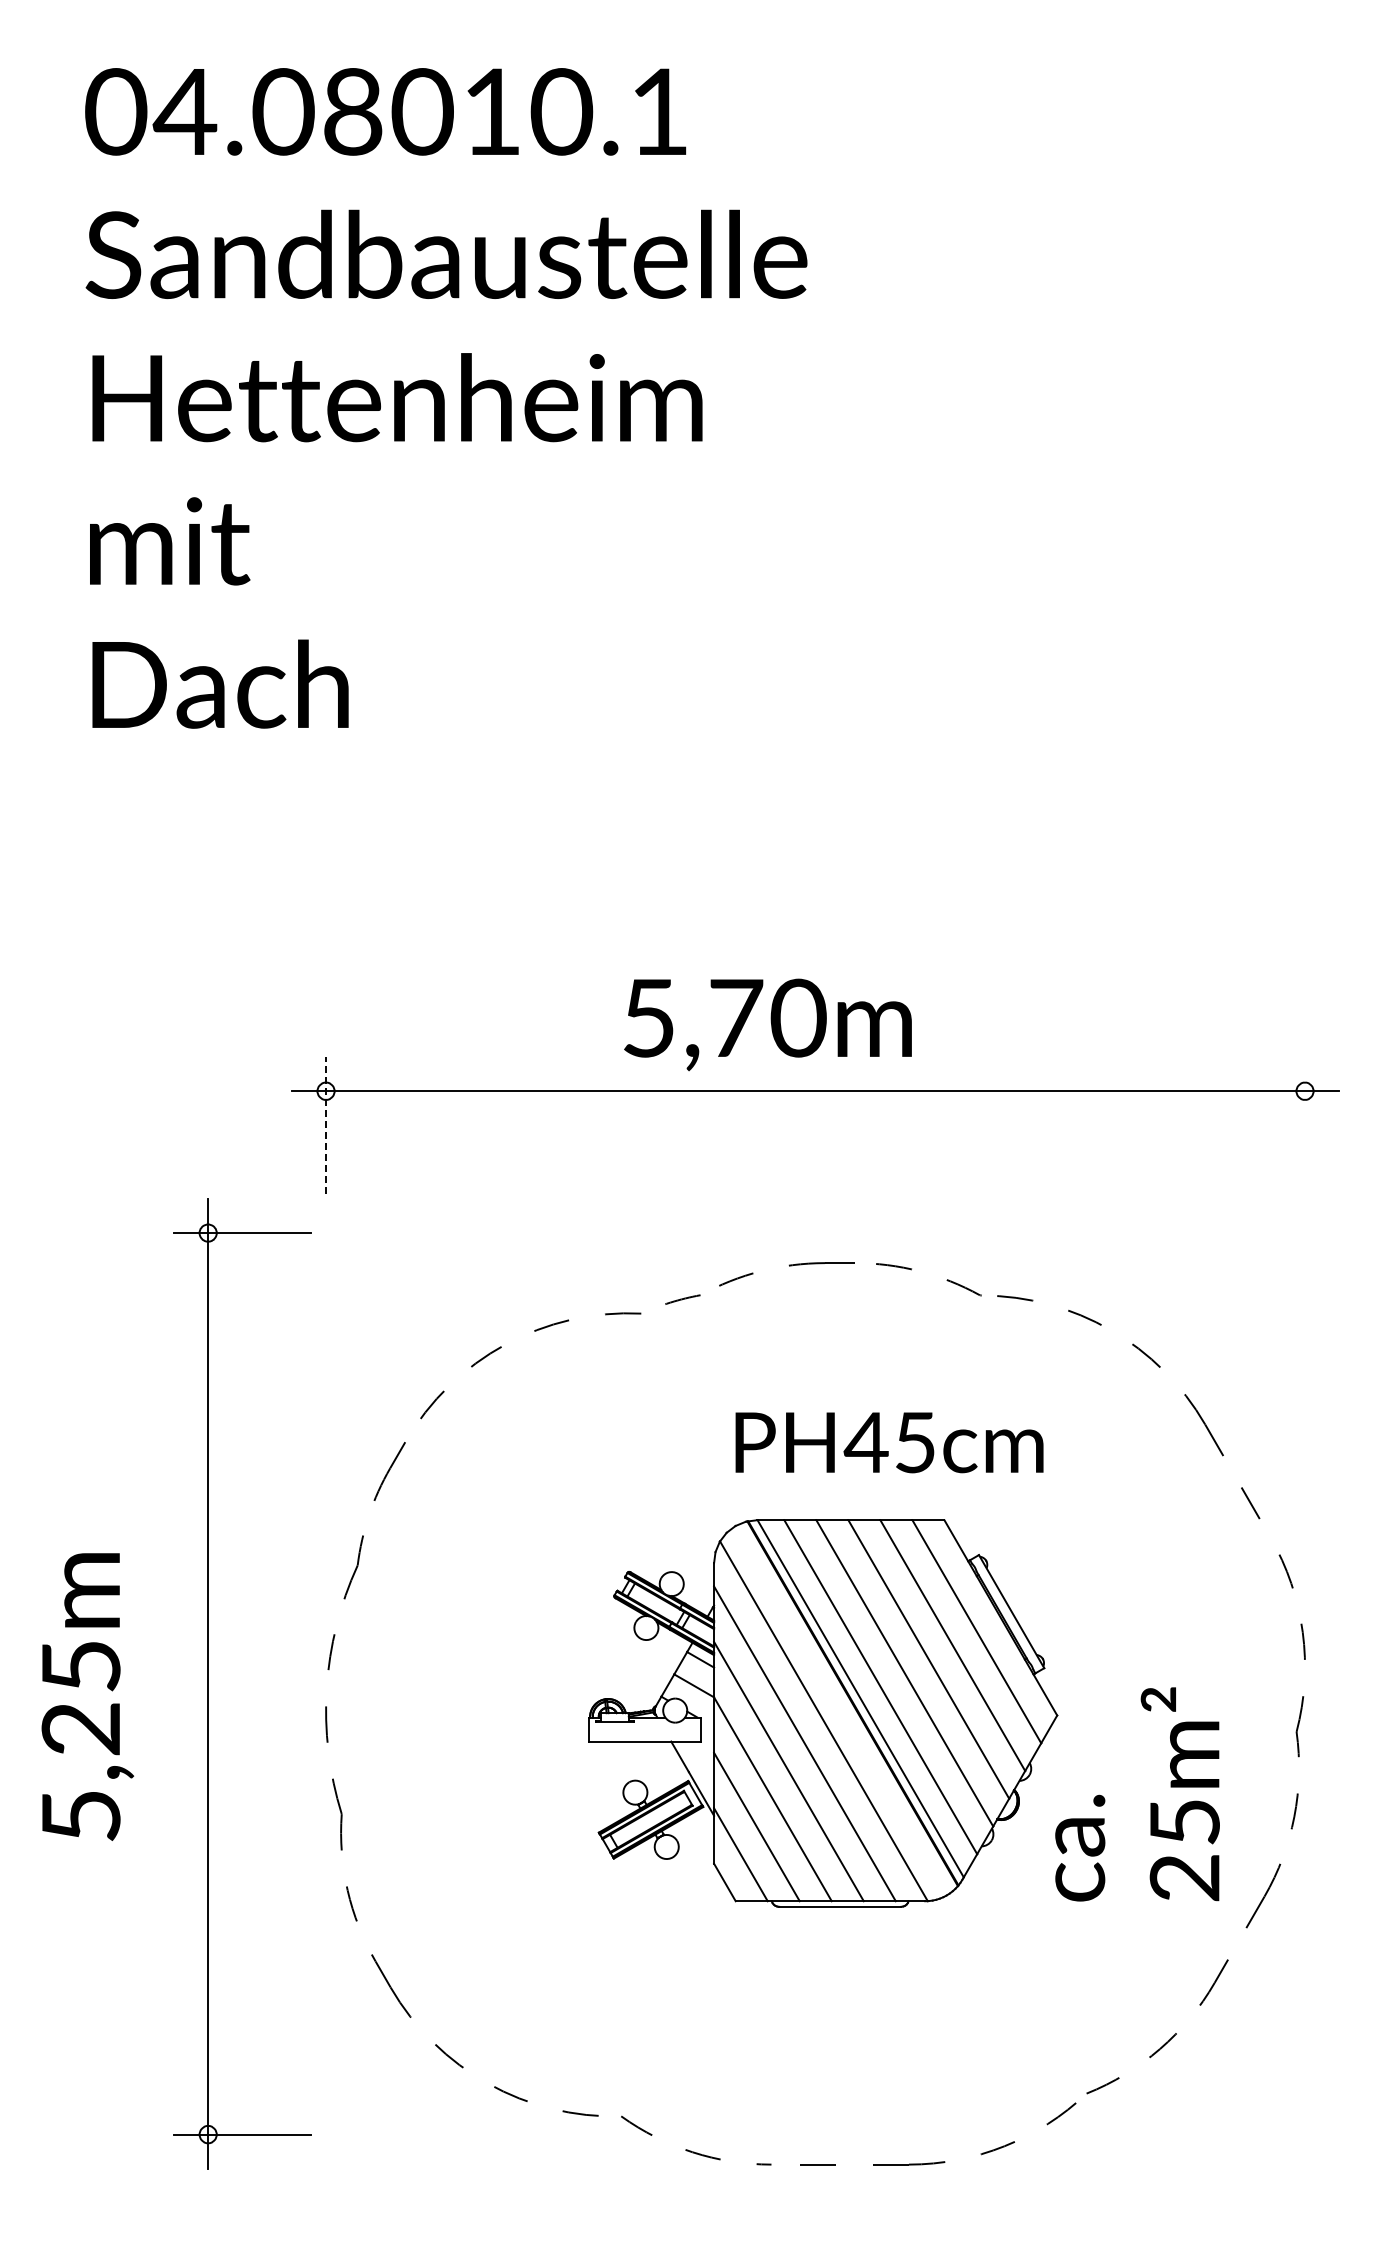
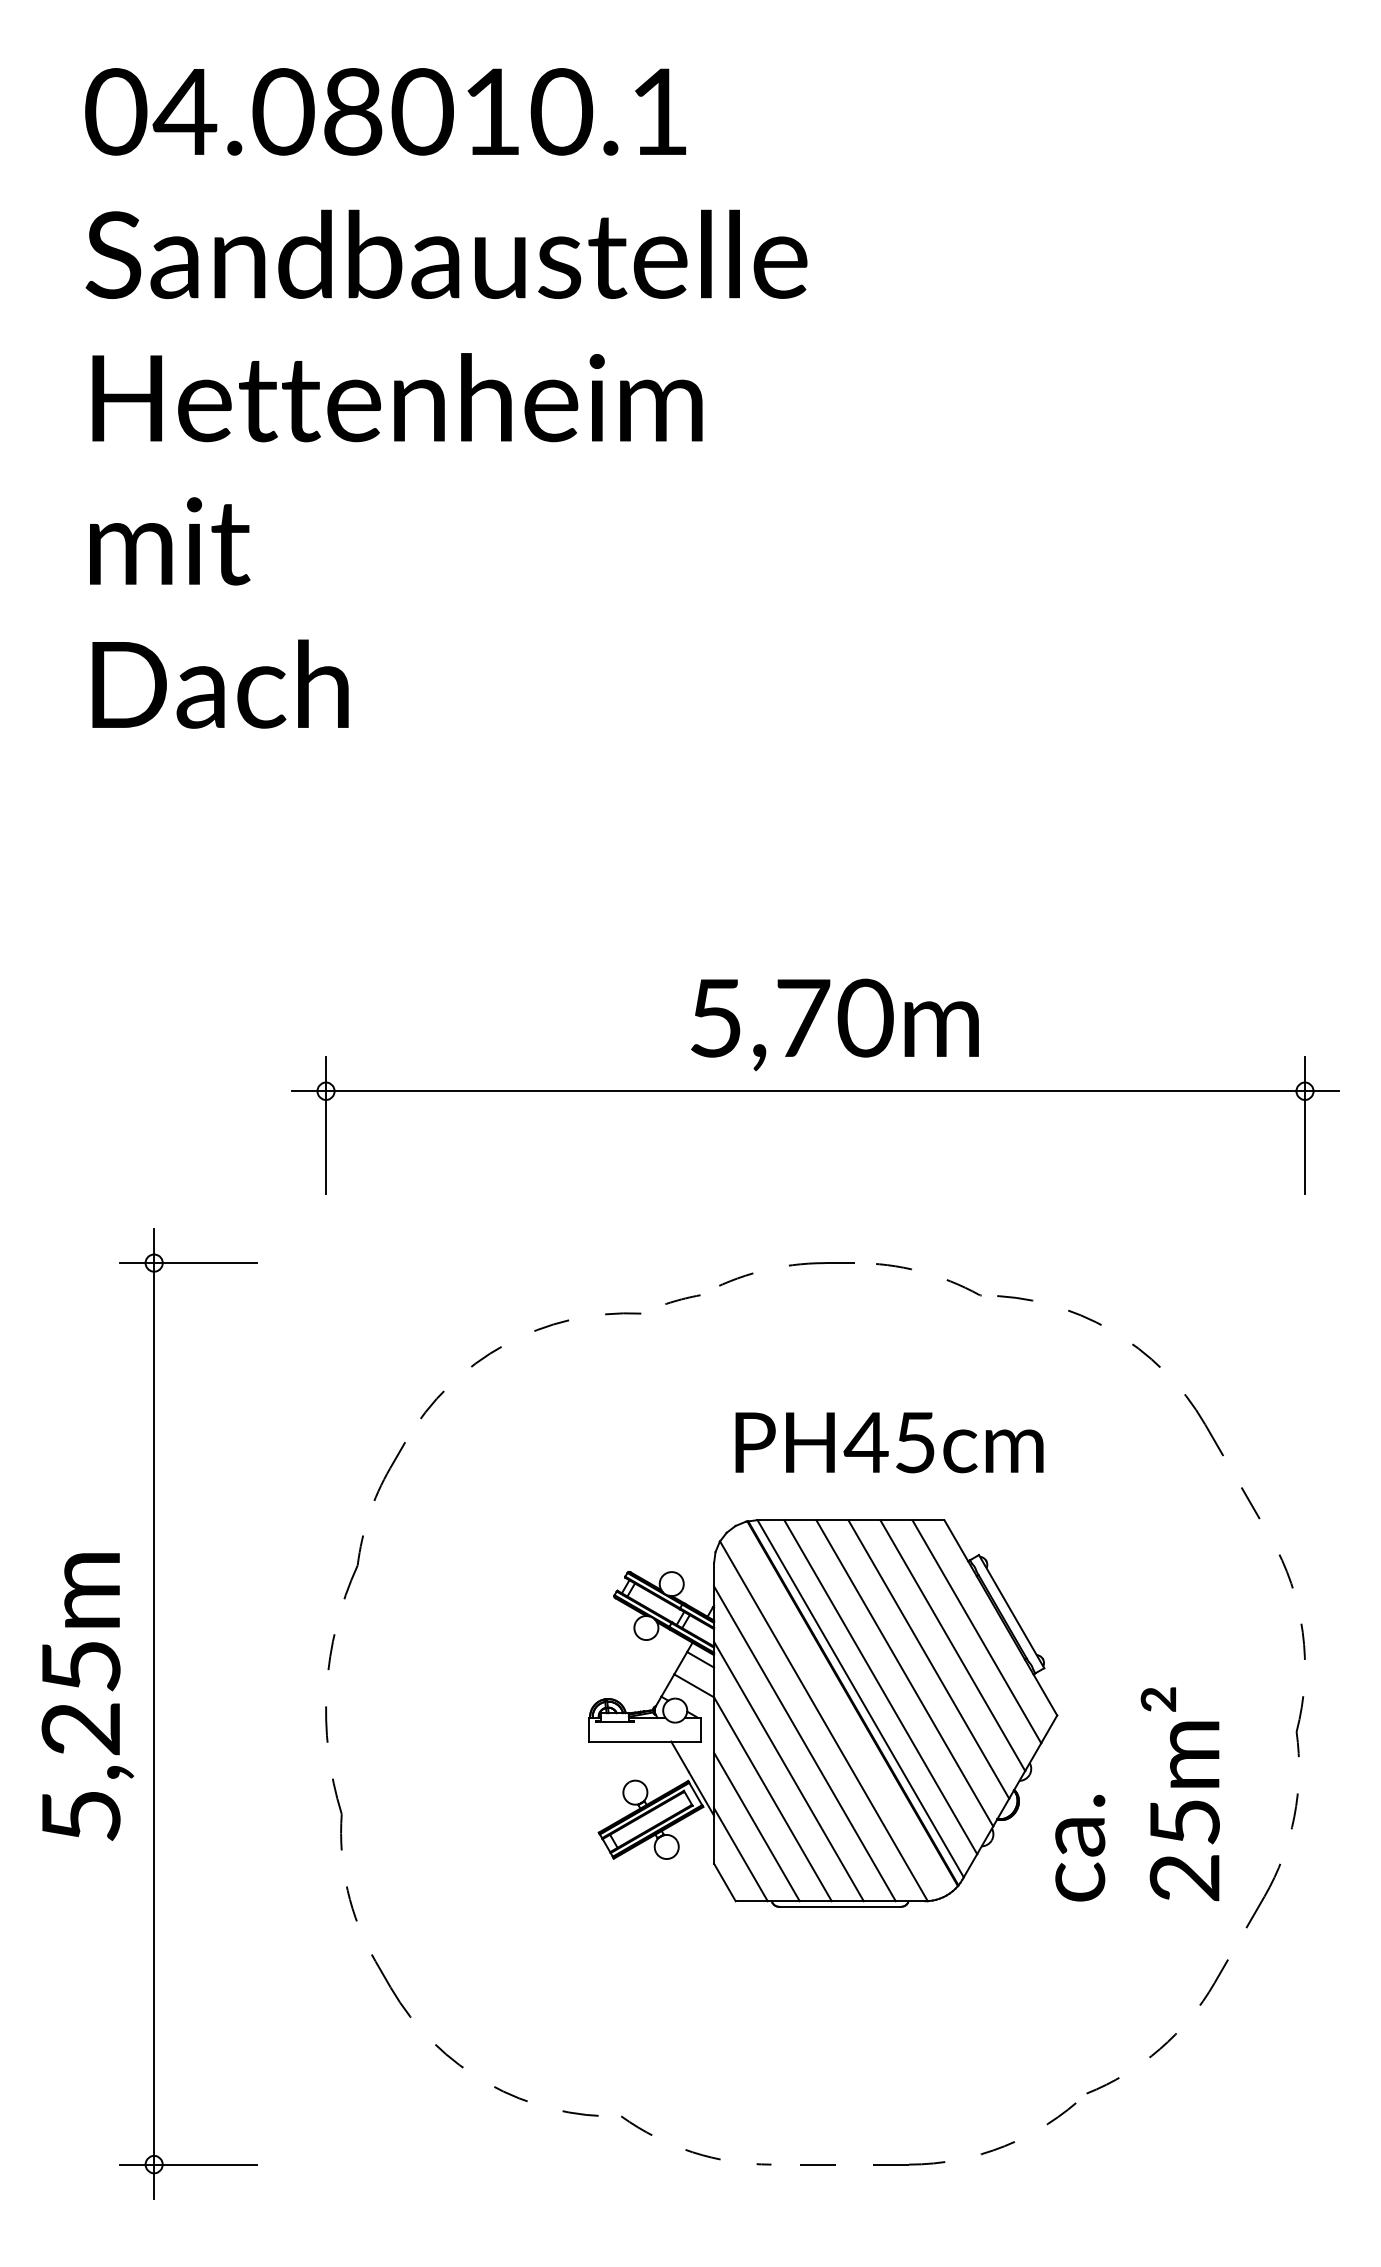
text position: (767, 1024) -> (834, 1024) (834, 1024)
line: dashed -> solid (326, 1125)
line: none -> present (1305, 1125)
part position: (208, 1683) -> (154, 1713) (154, 1713)
